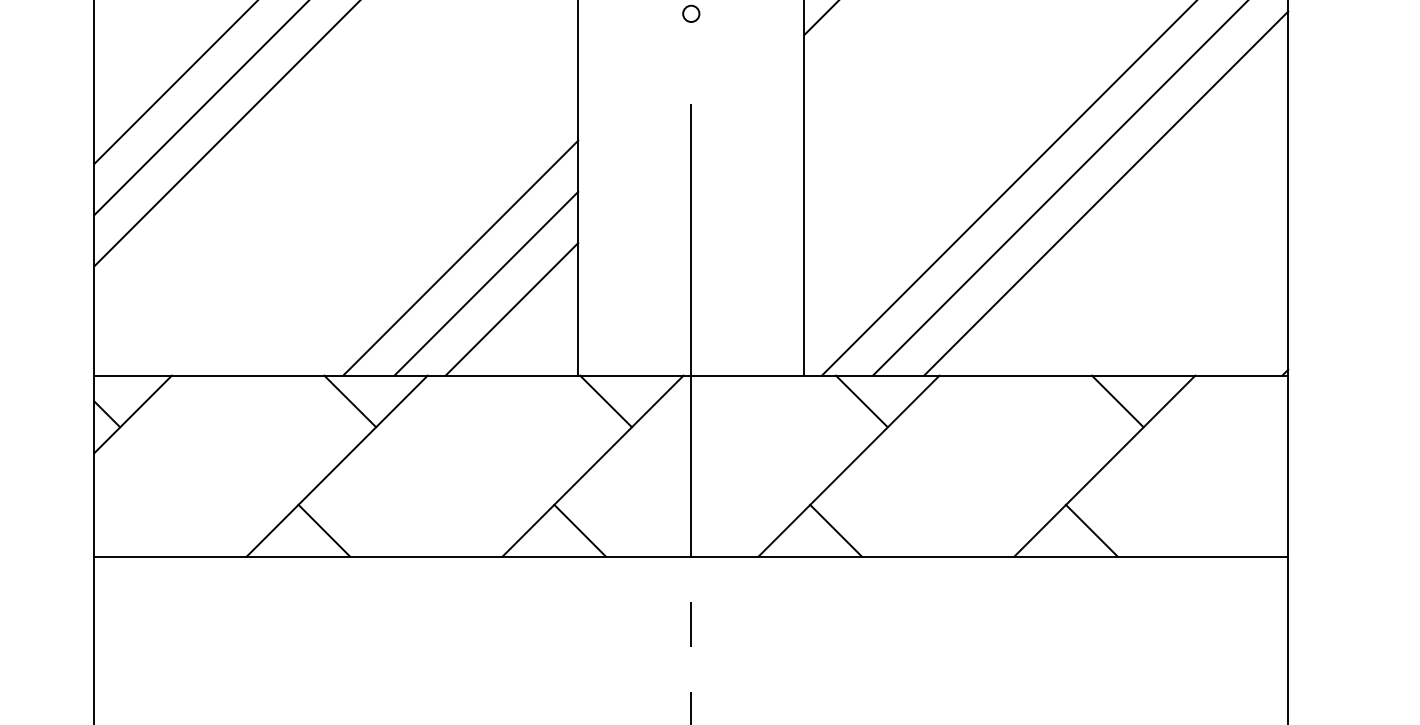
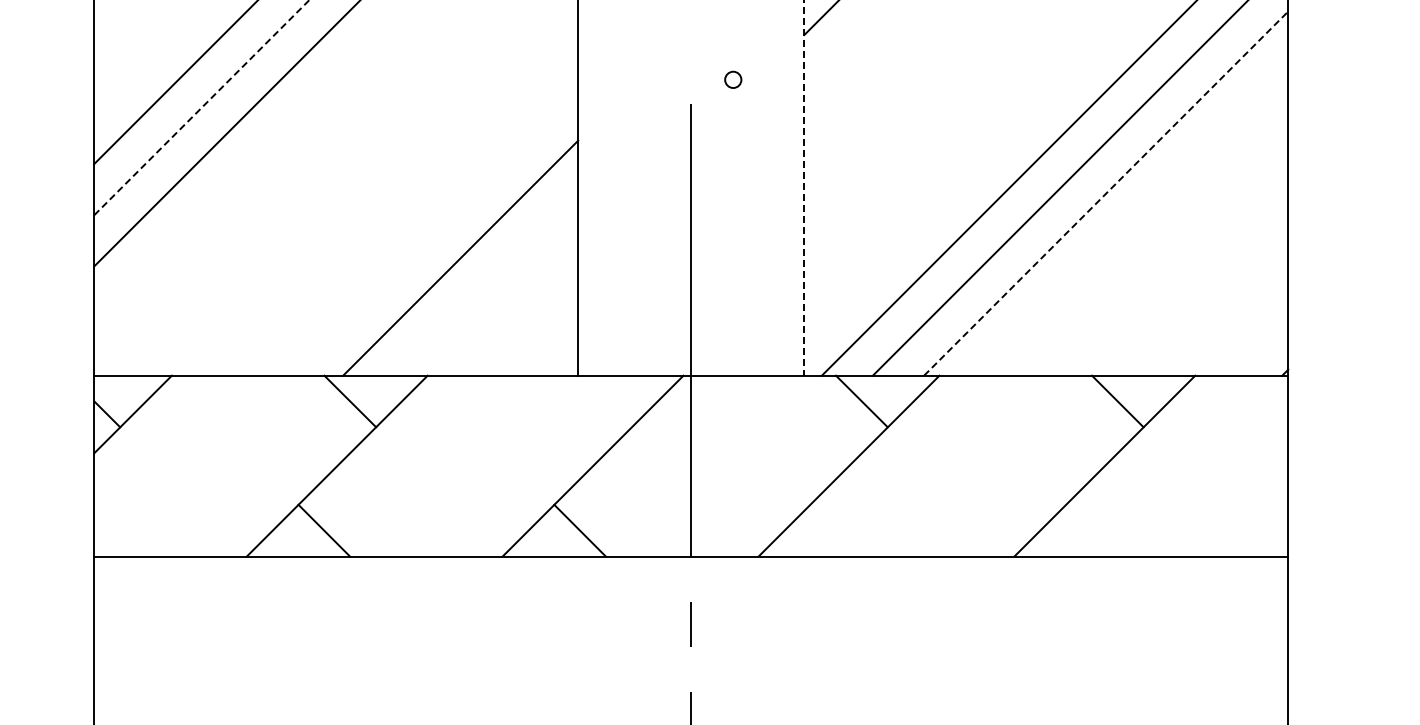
circle position: (691, 13) -> (733, 79) (733, 79)
line: solid -> dashed (201, 107)
line: solid -> dashed (804, 188)
line: solid -> dashed (1106, 193)
line: present -> none (486, 283)
line: present -> none (511, 309)
line: present -> none (605, 401)
line: present -> none (835, 530)
line: present -> none (1091, 530)
